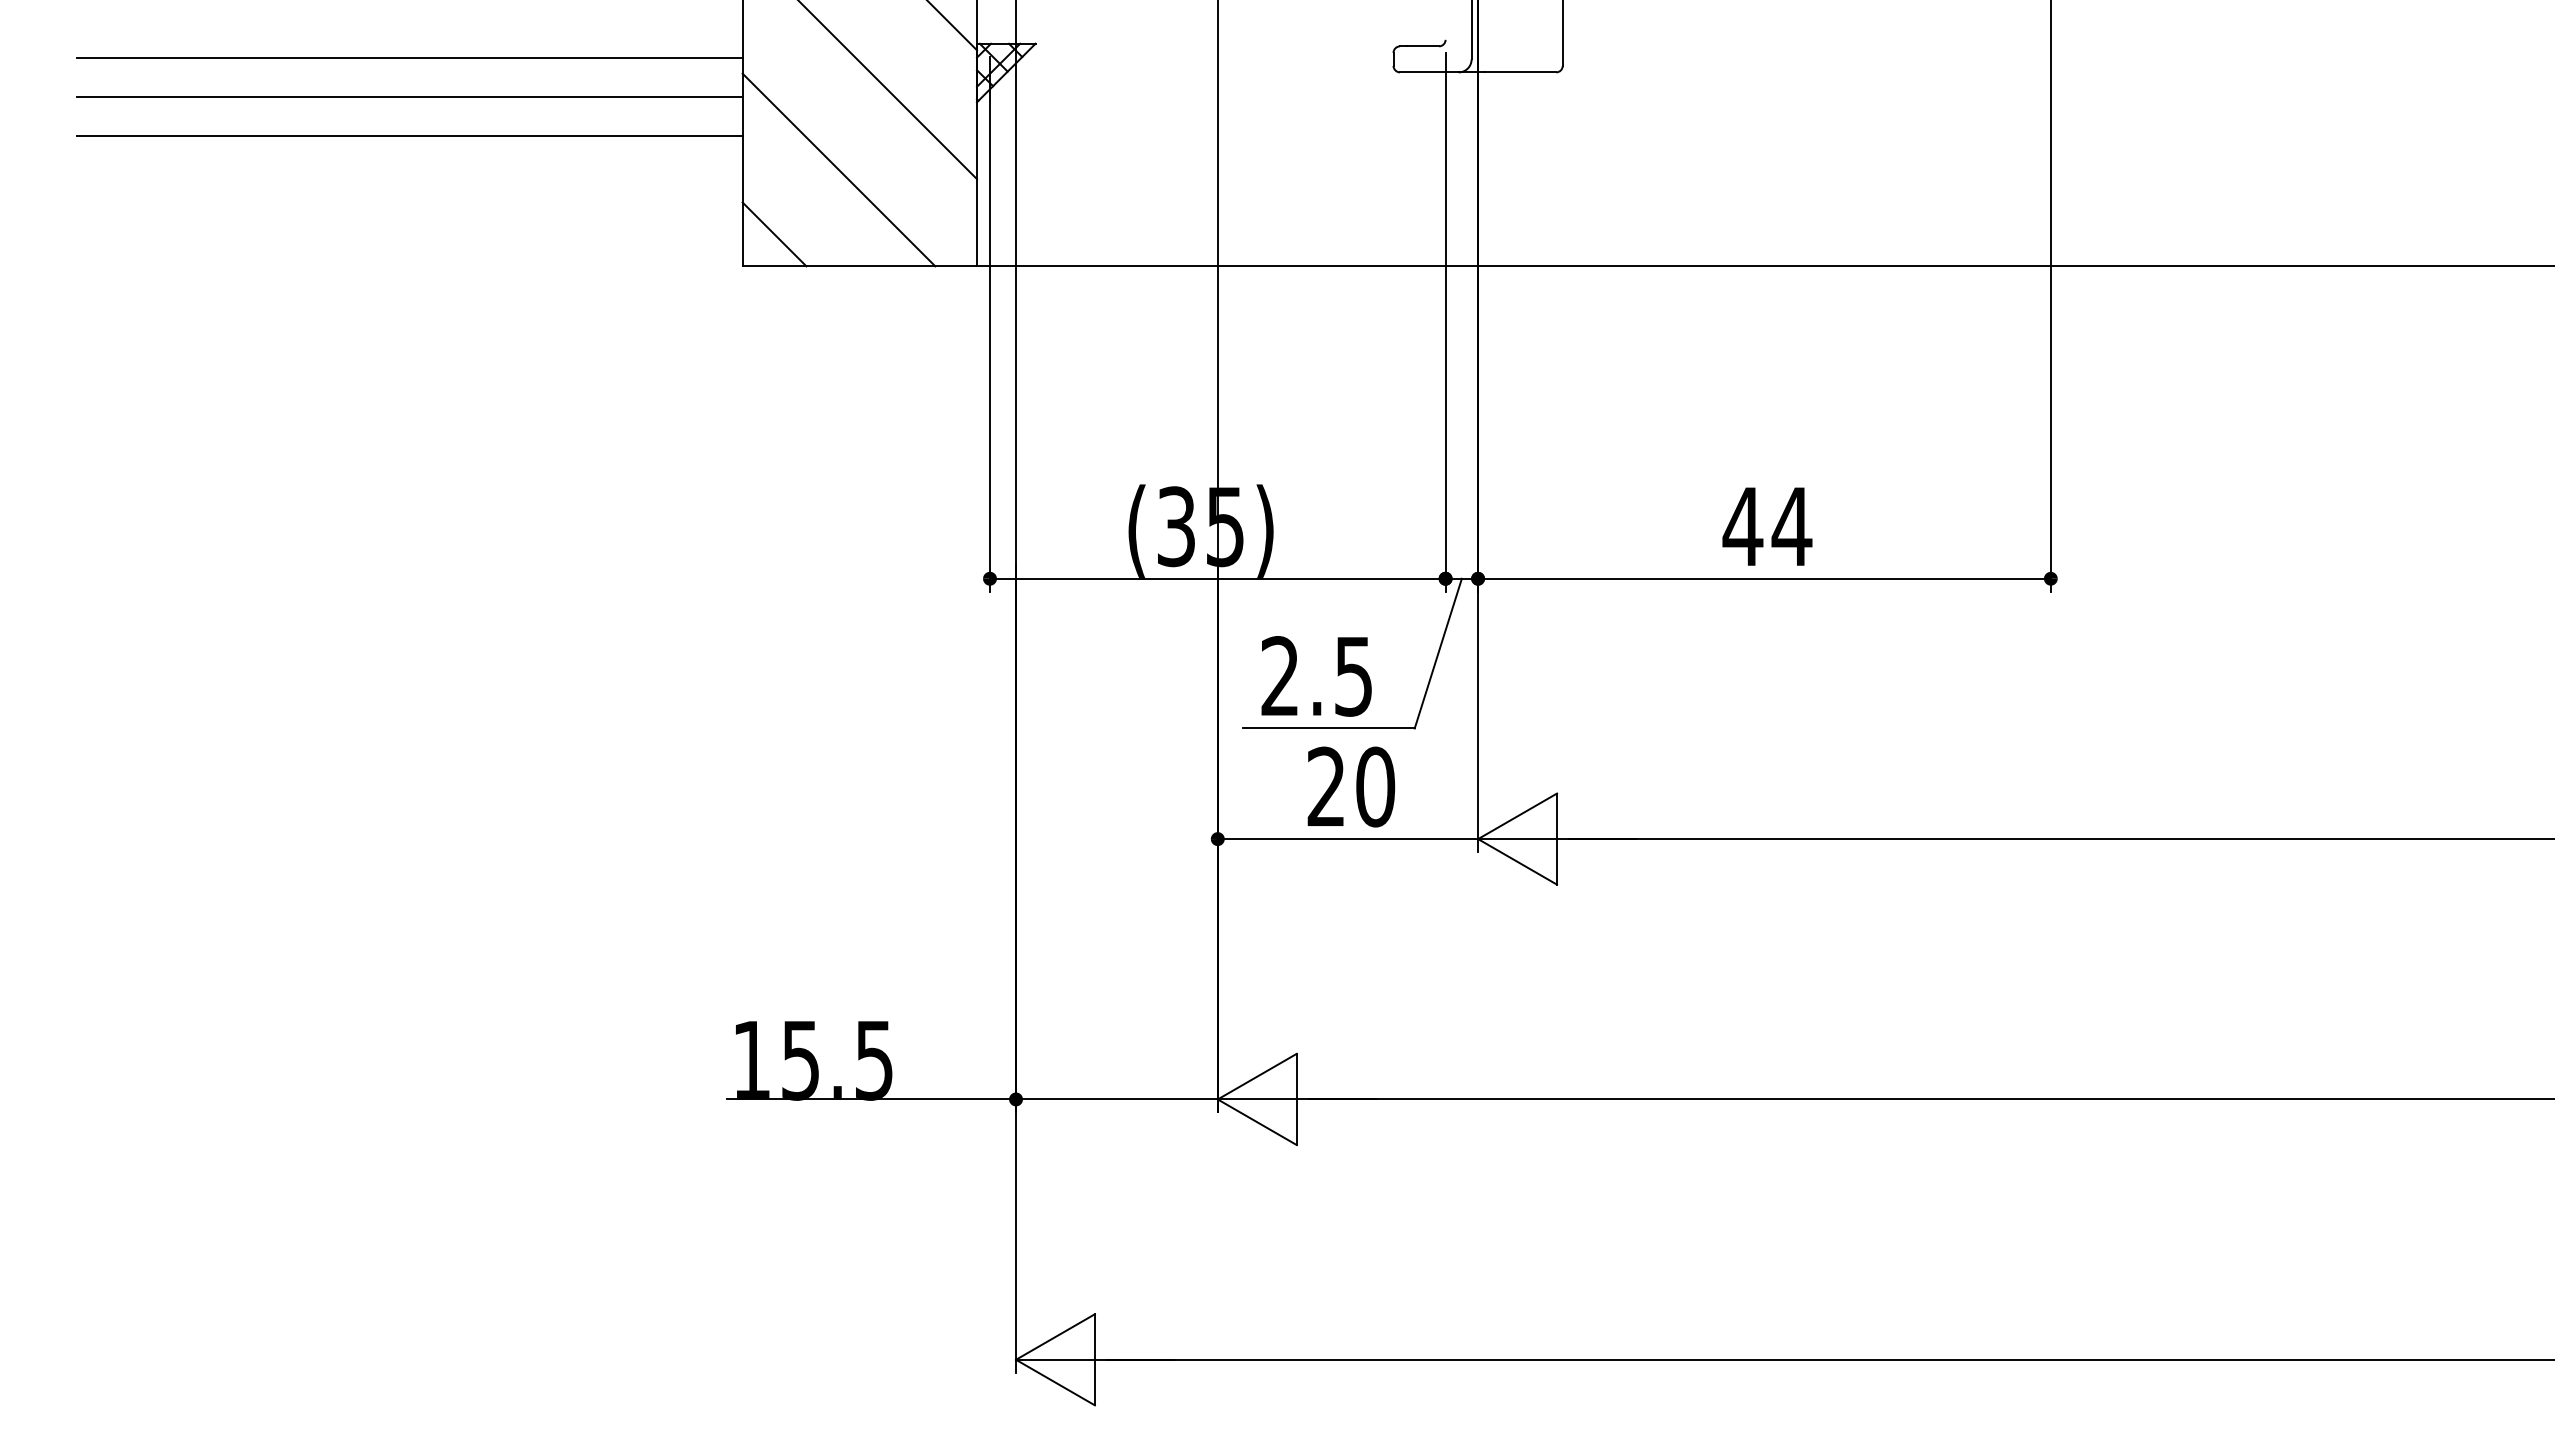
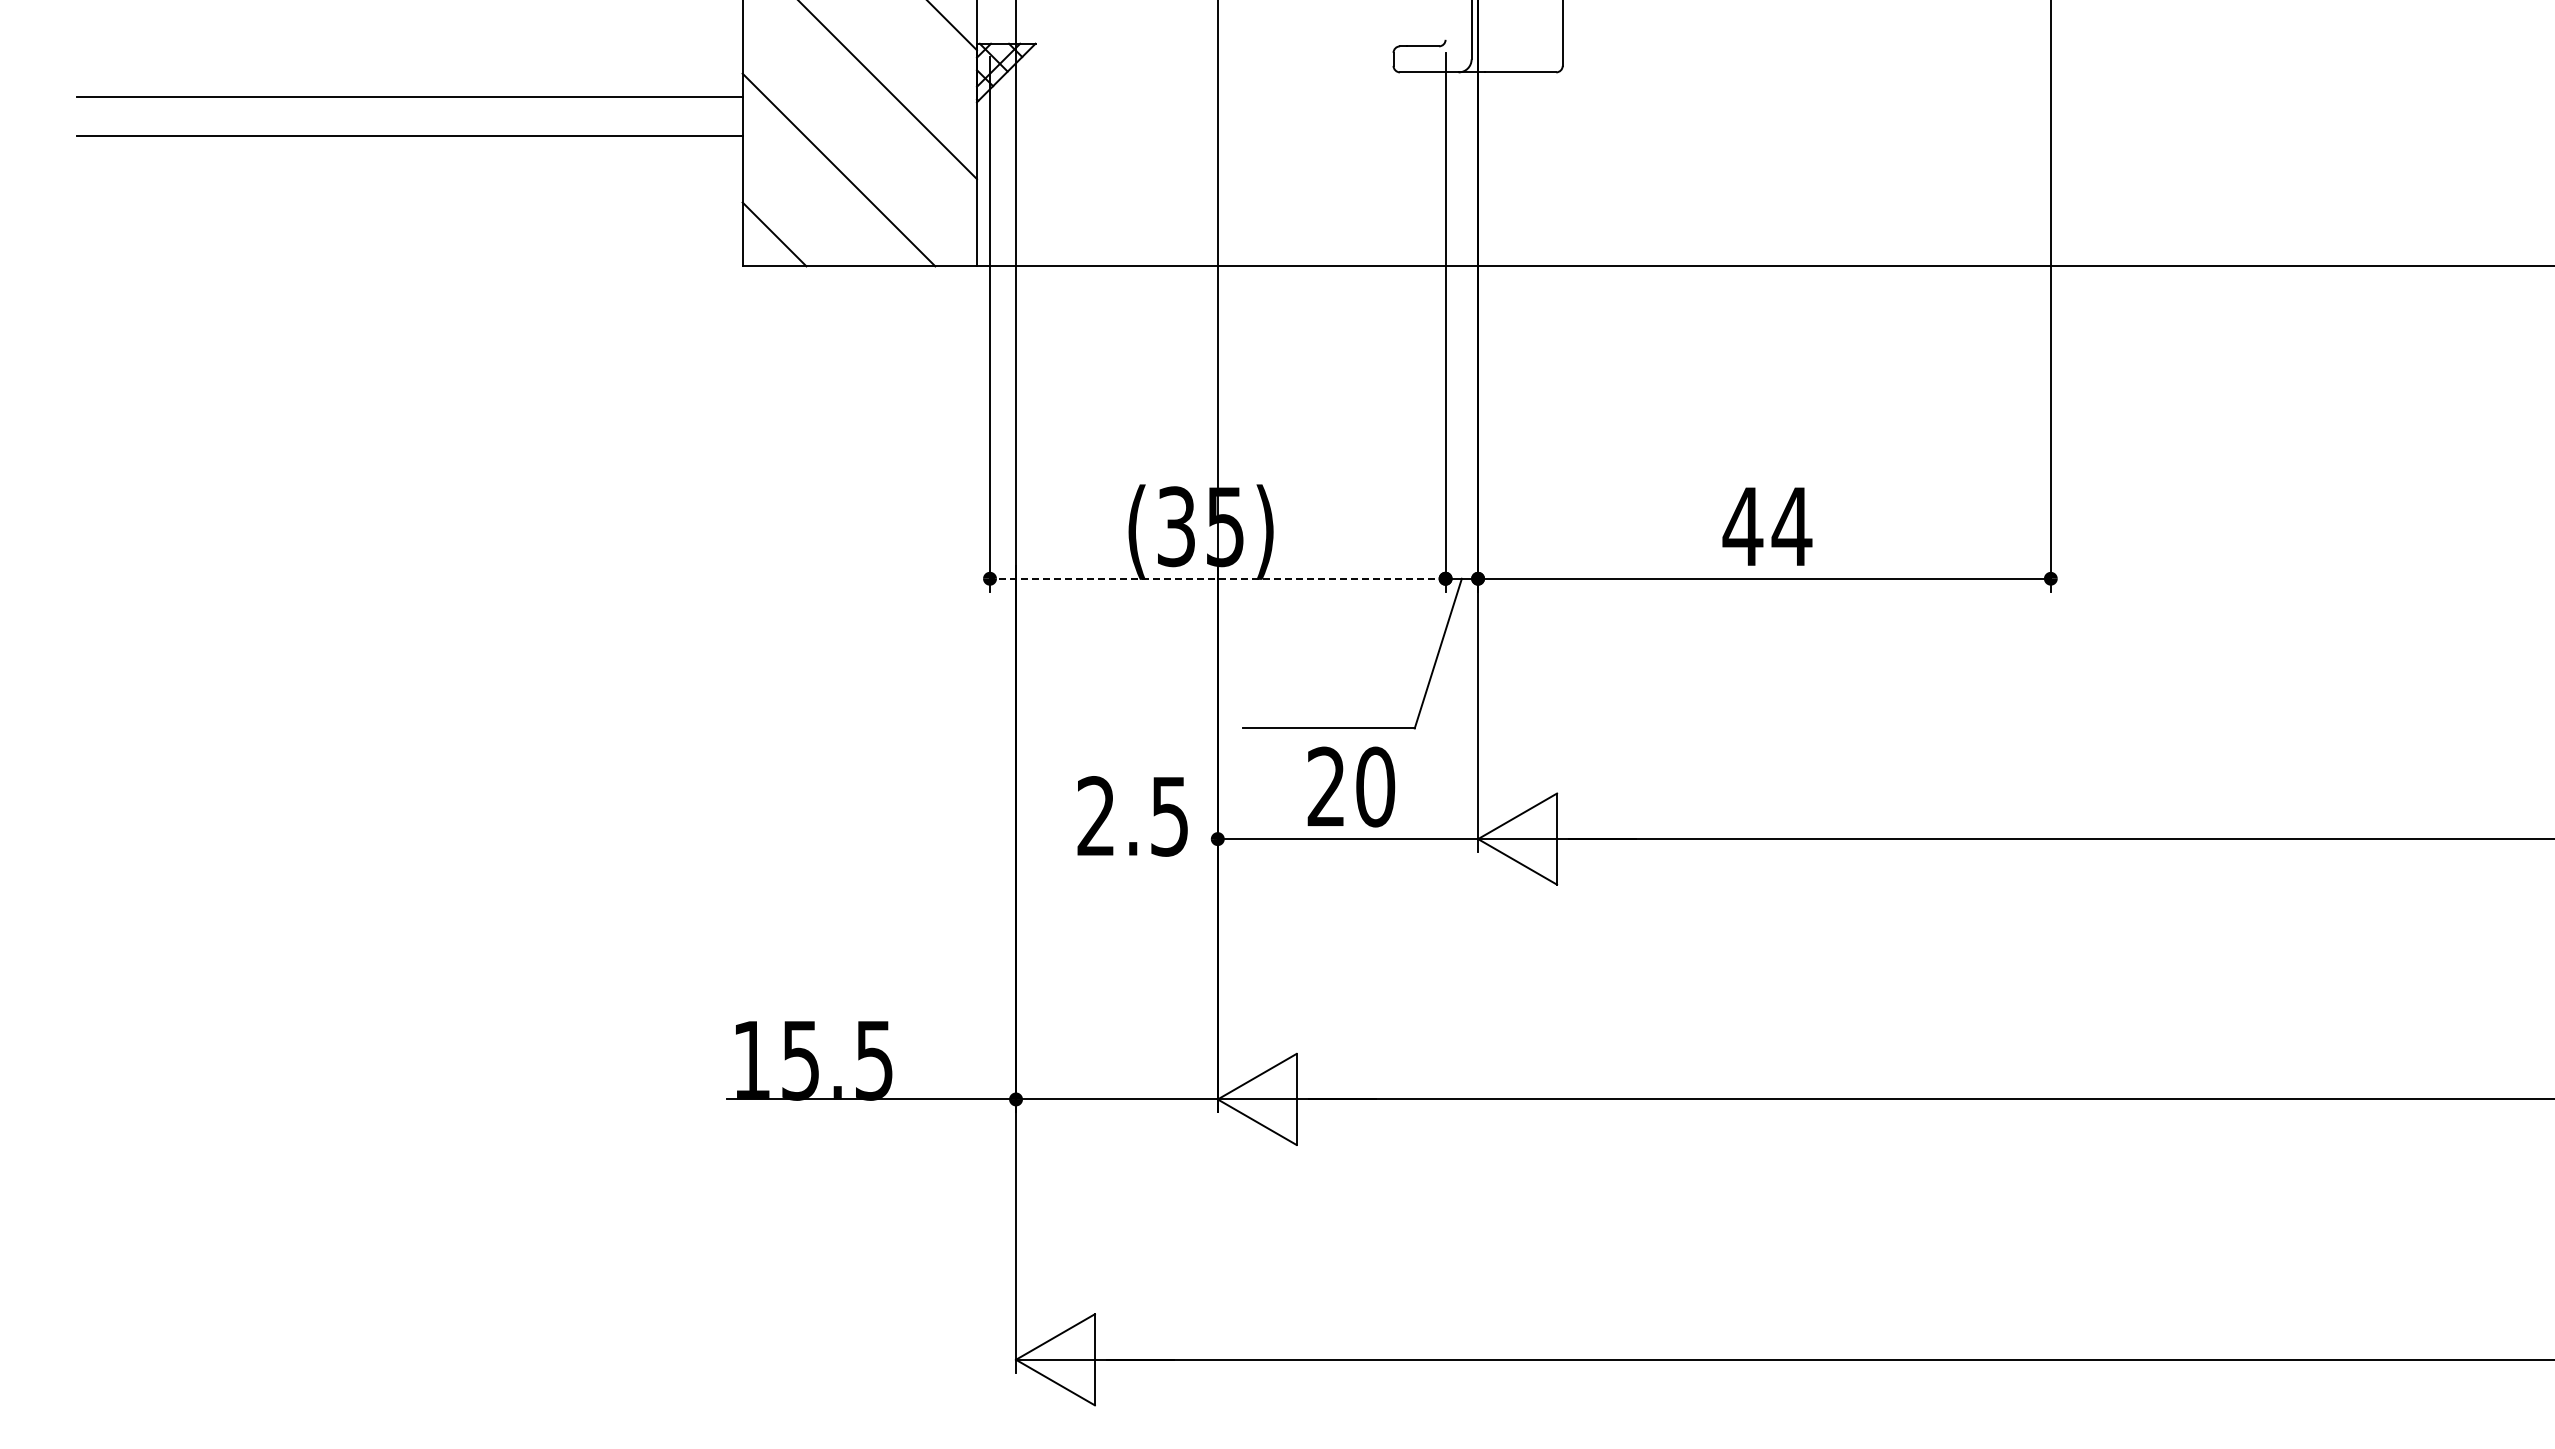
line: present -> none (409, 58)
line: solid -> dashed (1217, 578)
text position: (1316, 676) -> (1132, 816) (1132, 816)
